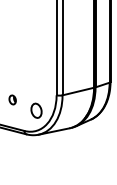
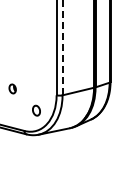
line: solid -> dashed (62, 47)
part position: (12, 99) -> (12, 88) (12, 88)
part size: 13x17 px -> 9x13 px (36, 110)
